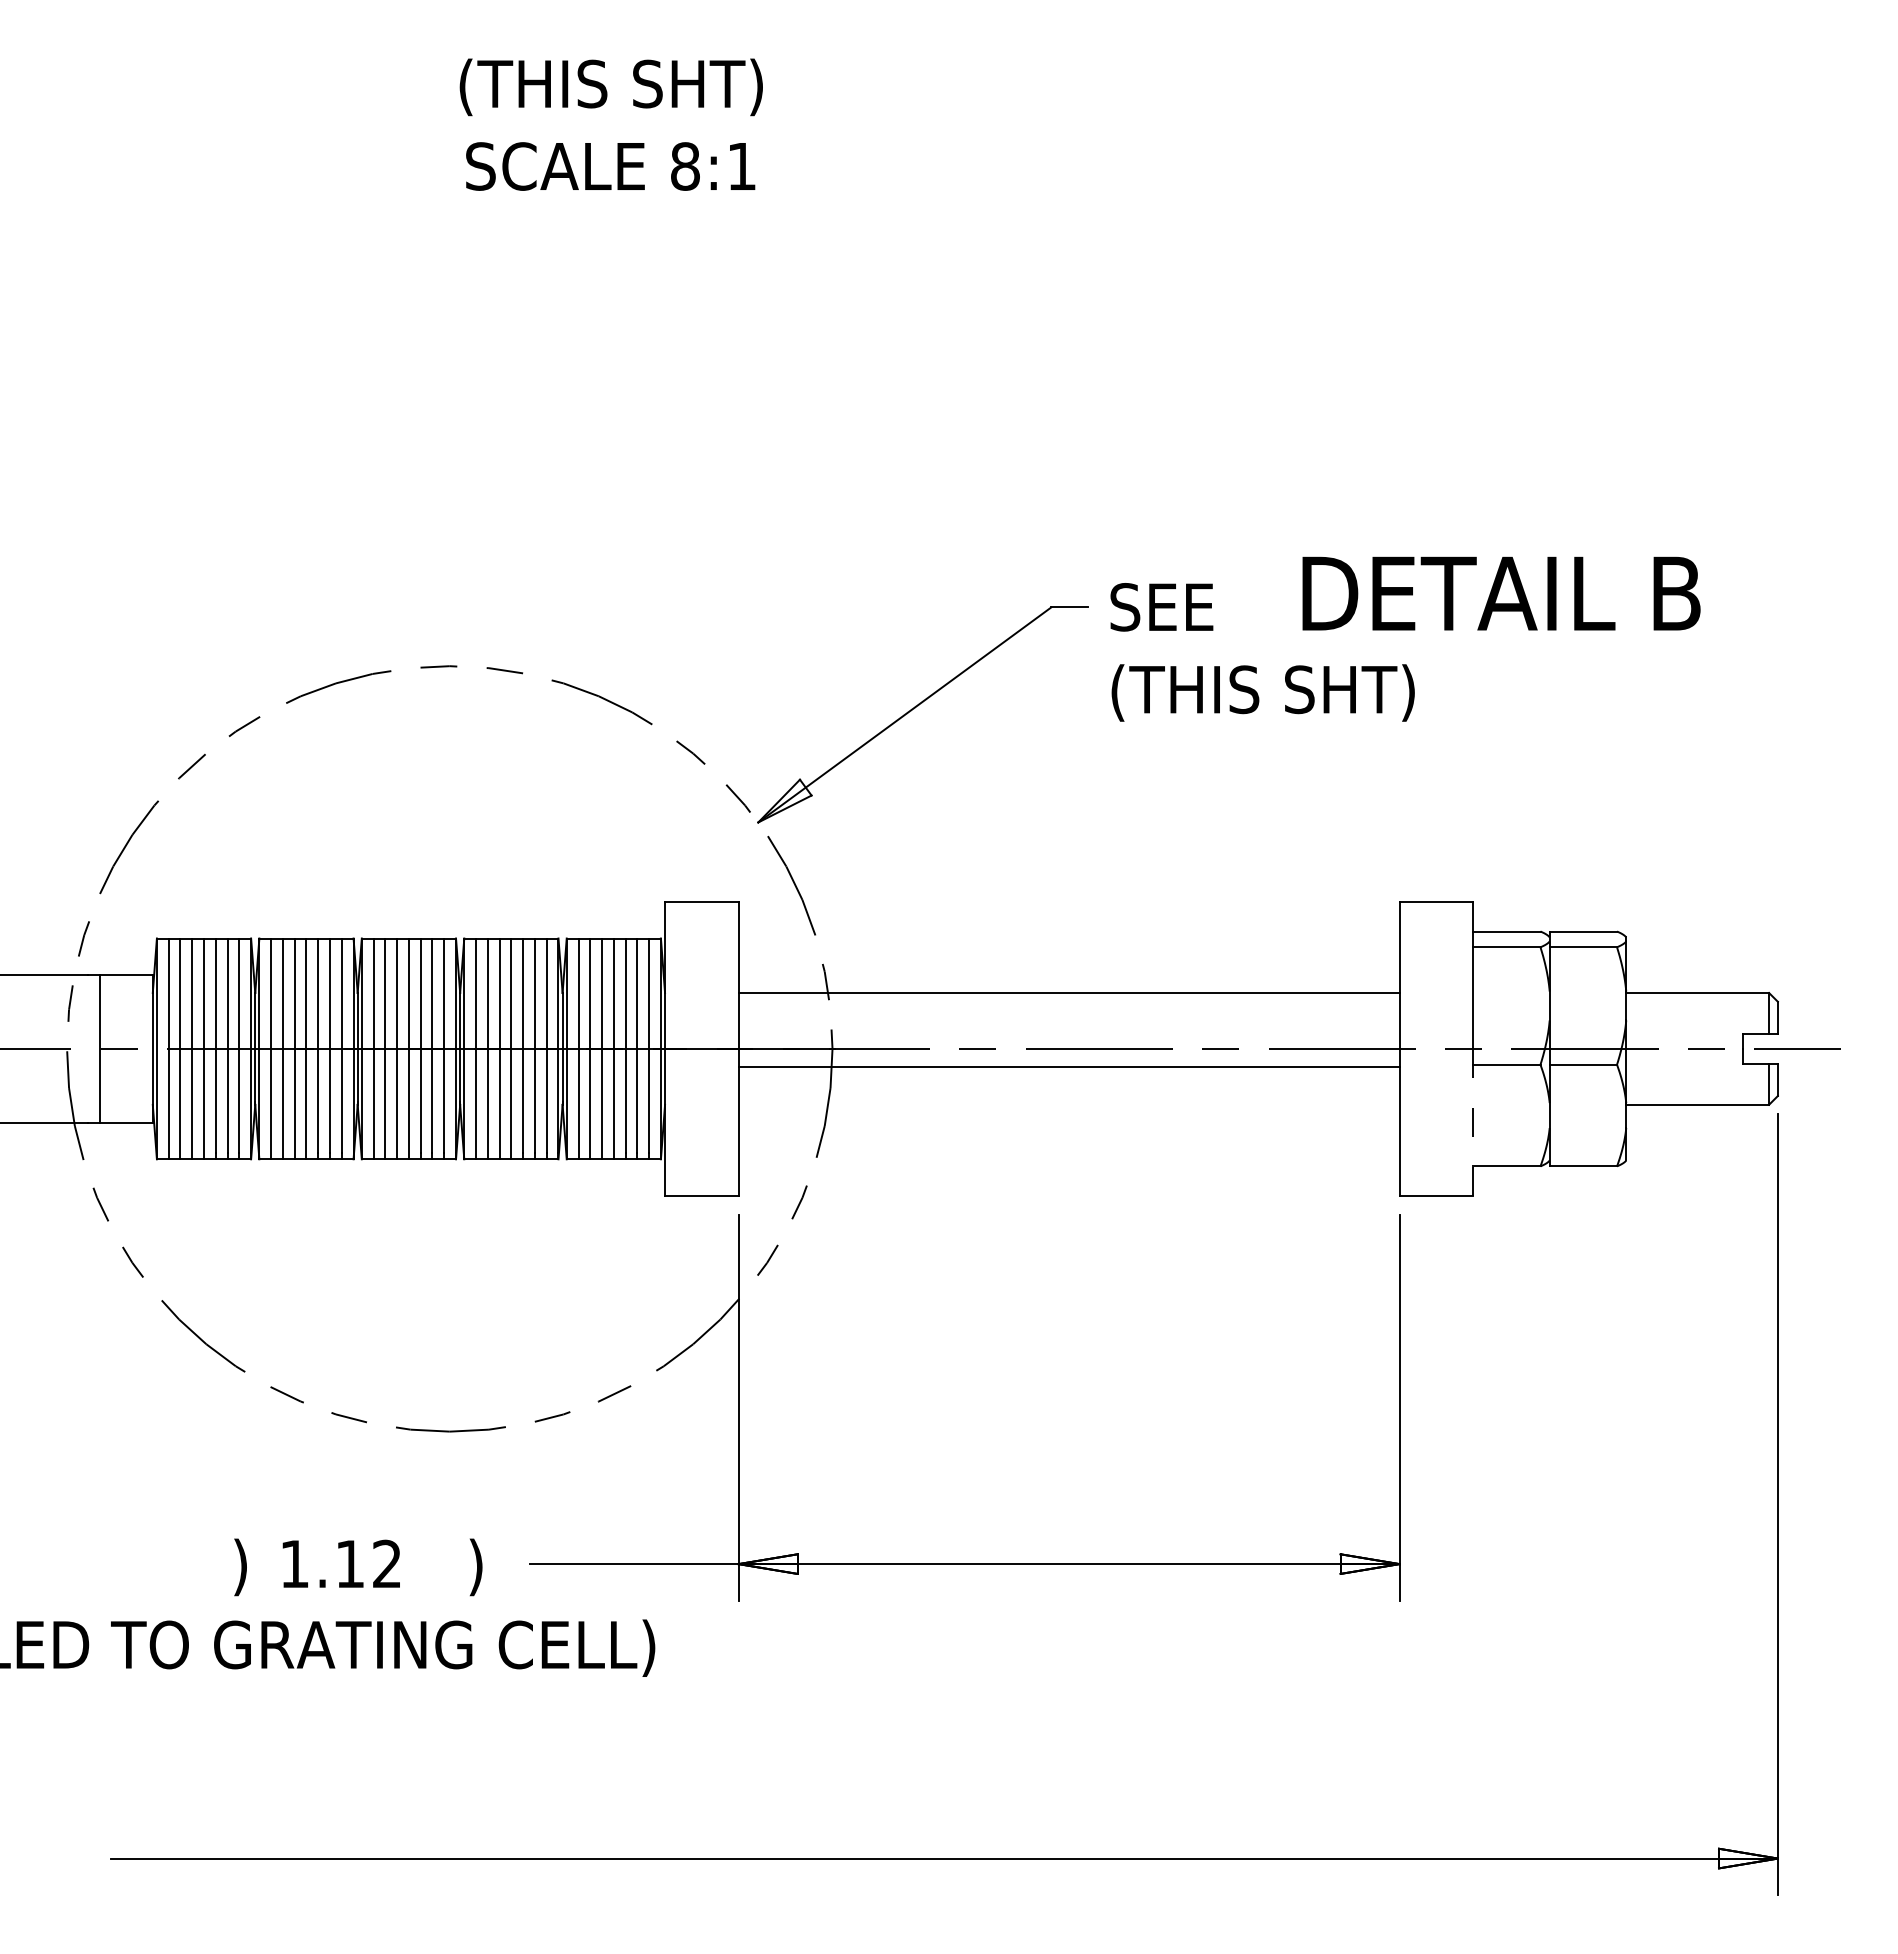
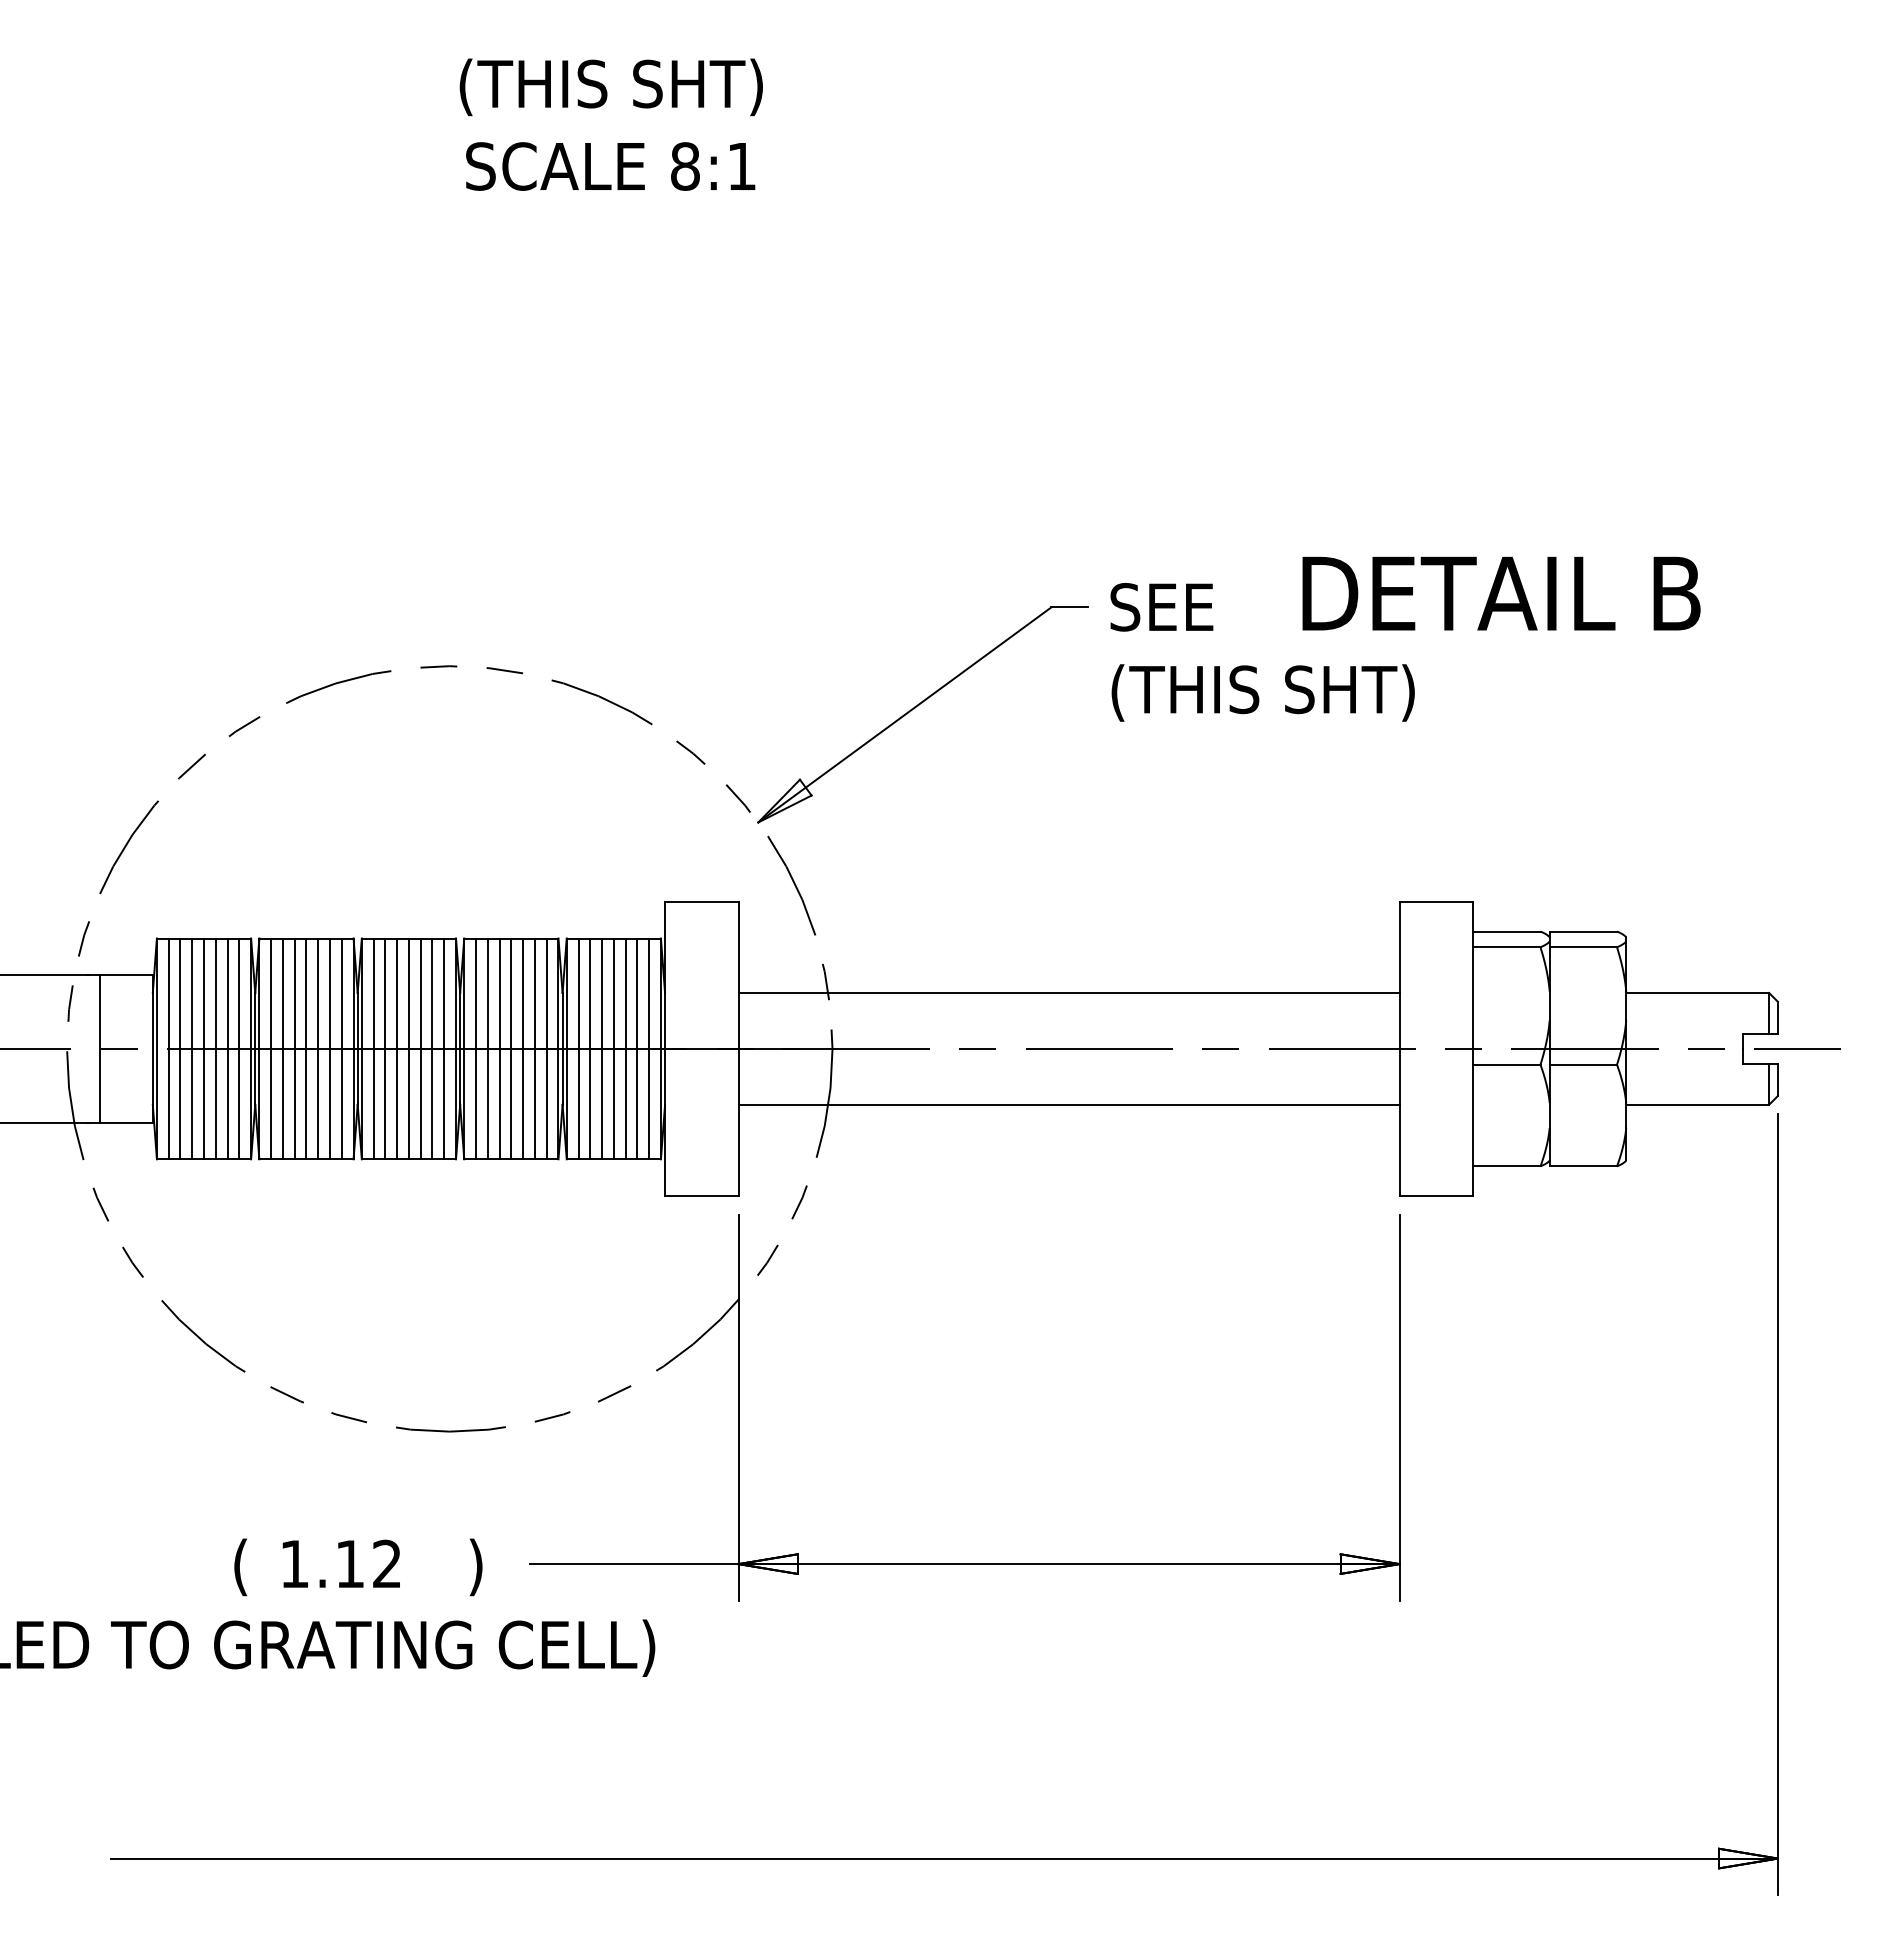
line position: (1068, 1066) -> (1068, 1104) (1068, 1104)
line: dashed -> solid (1473, 1122)
text: ) -> ( (240, 1567)
